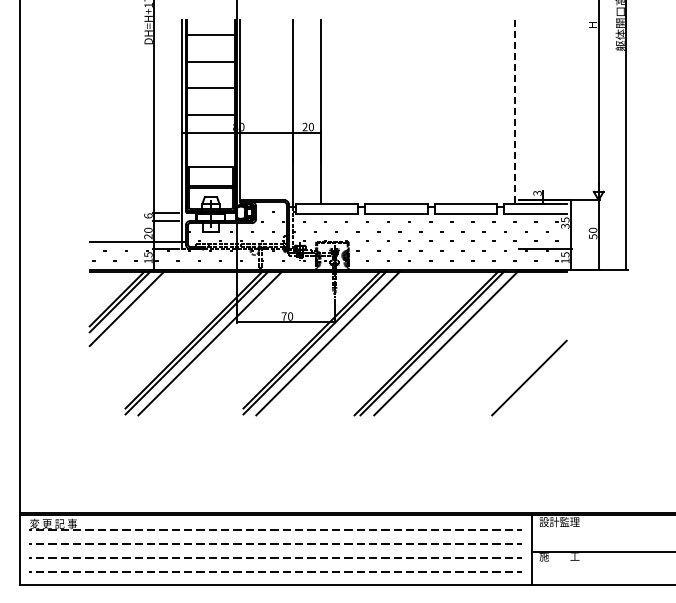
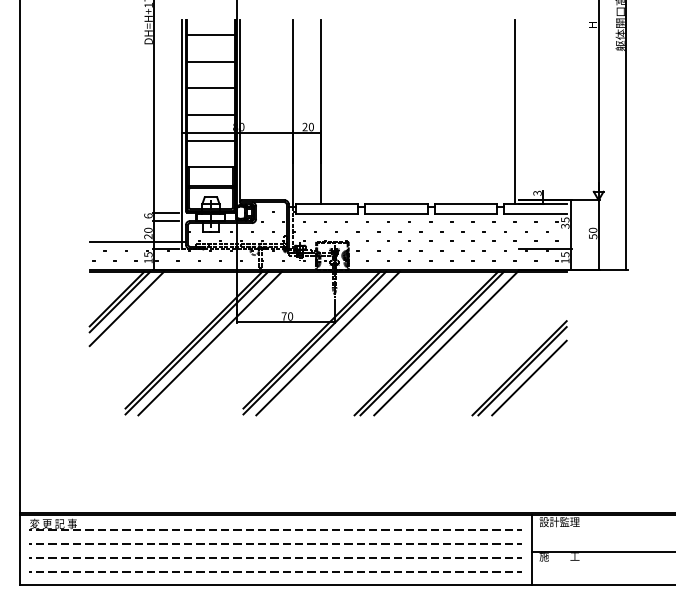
line: dashed -> solid (515, 112)
line: none -> present (210, 141)
part: none -> present (519, 368)
